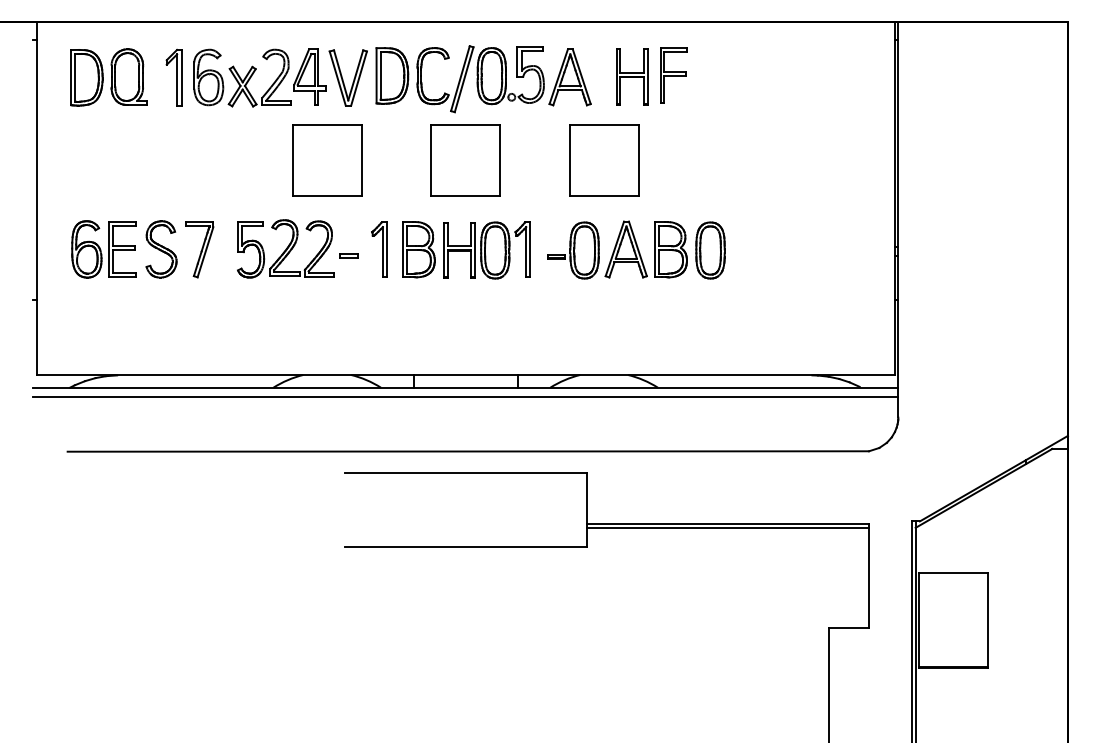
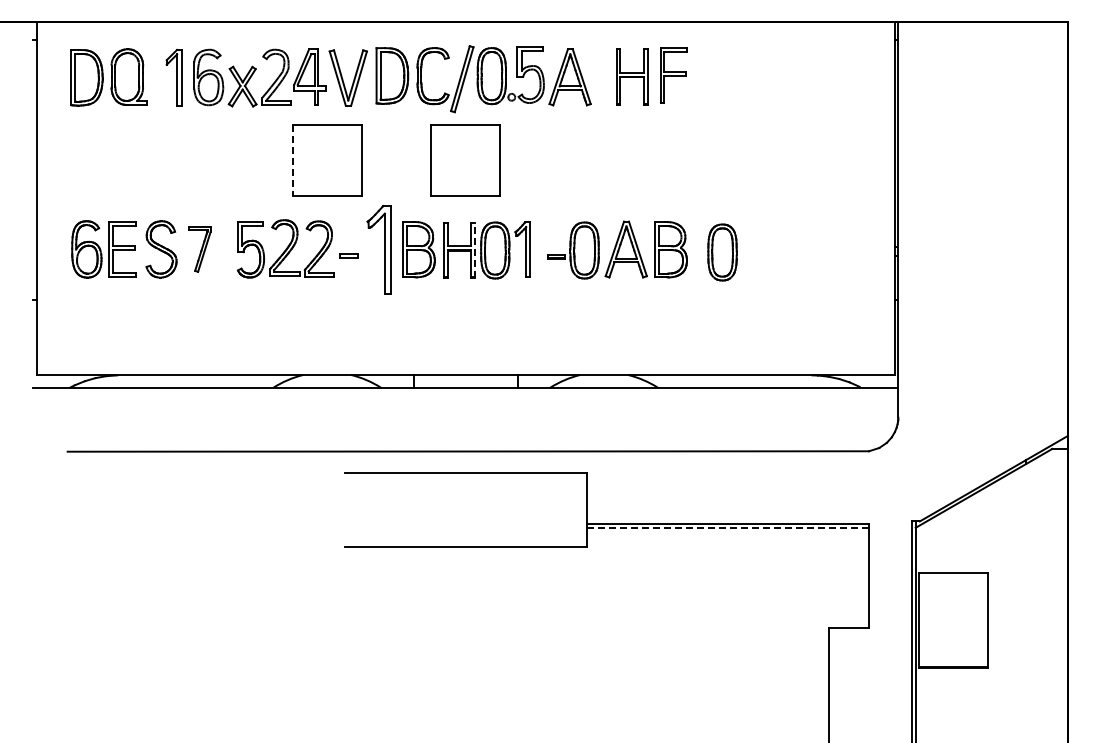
line: solid -> dashed (292, 160)
part: present -> none (604, 160)
part size: 30x58 px -> 24x47 px (199, 249)
part size: 17x57 px -> 26x90 px (378, 249)
line: solid -> dashed (475, 250)
part position: (710, 250) -> (722, 252) (722, 252)
line: present -> none (465, 396)
line: solid -> dashed (727, 528)
